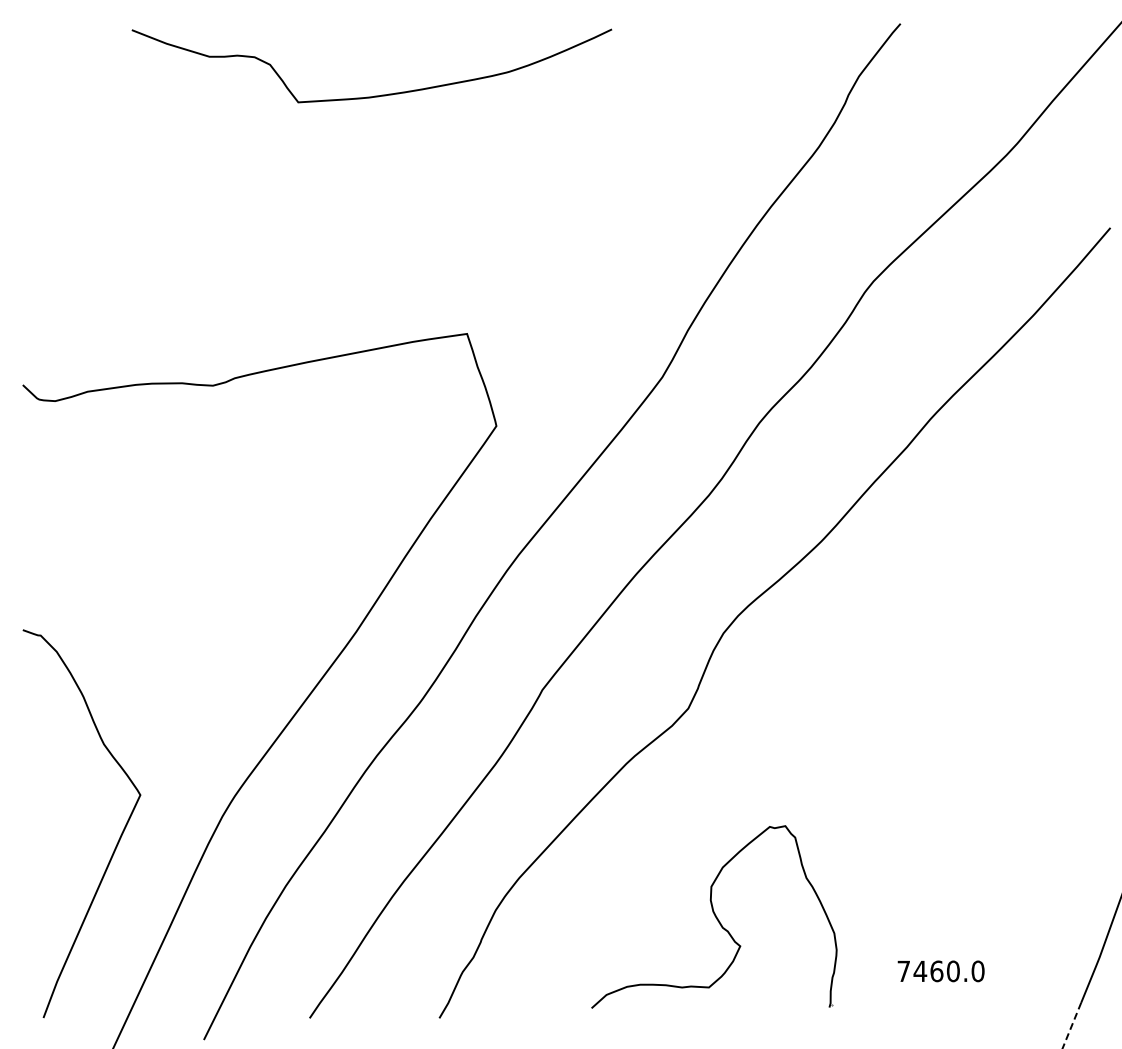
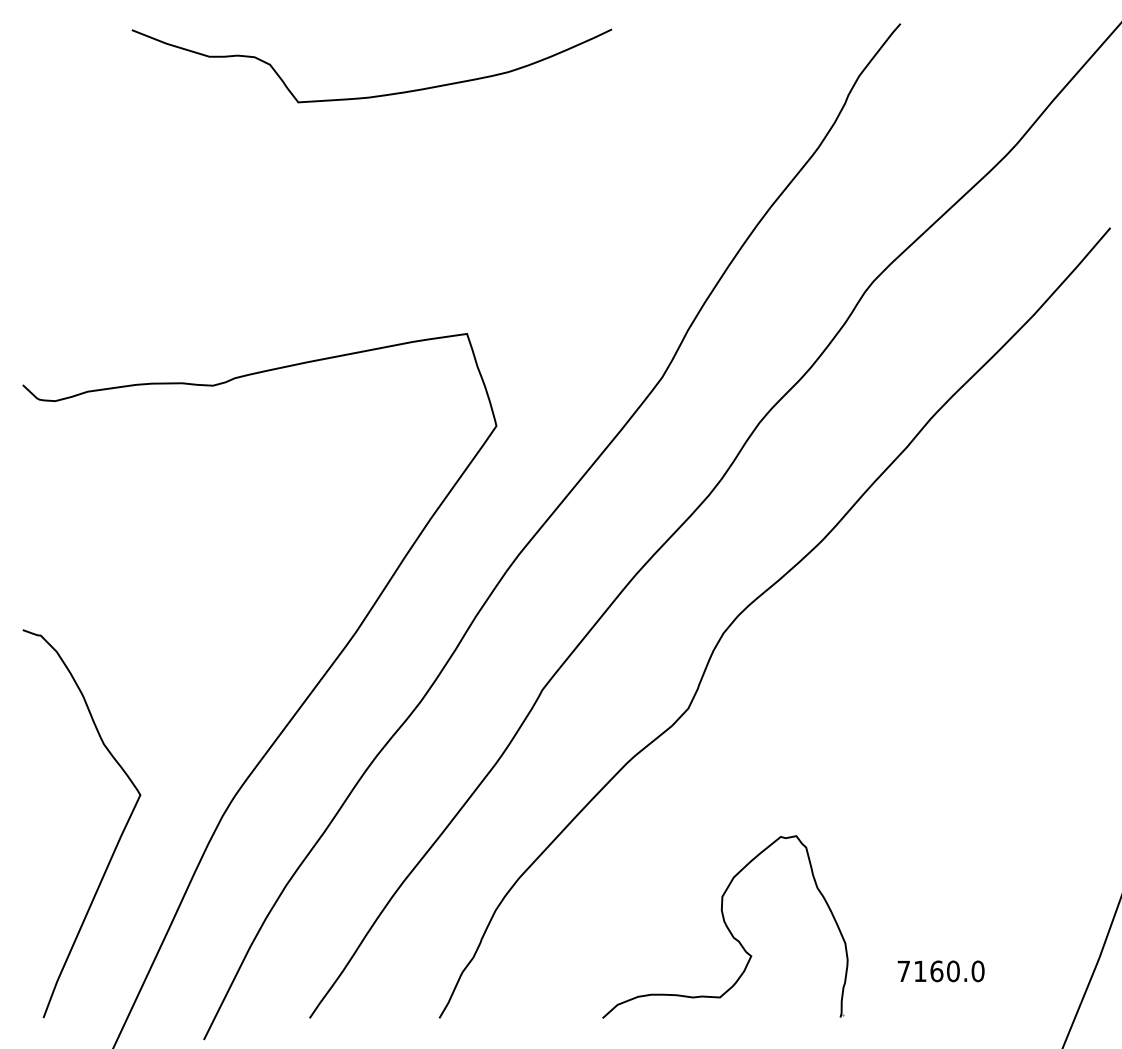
part position: (714, 916) -> (725, 926) (725, 926)
text: 7460.0 -> 7160.0 (920, 970)
line: dashed -> solid (1071, 1025)
